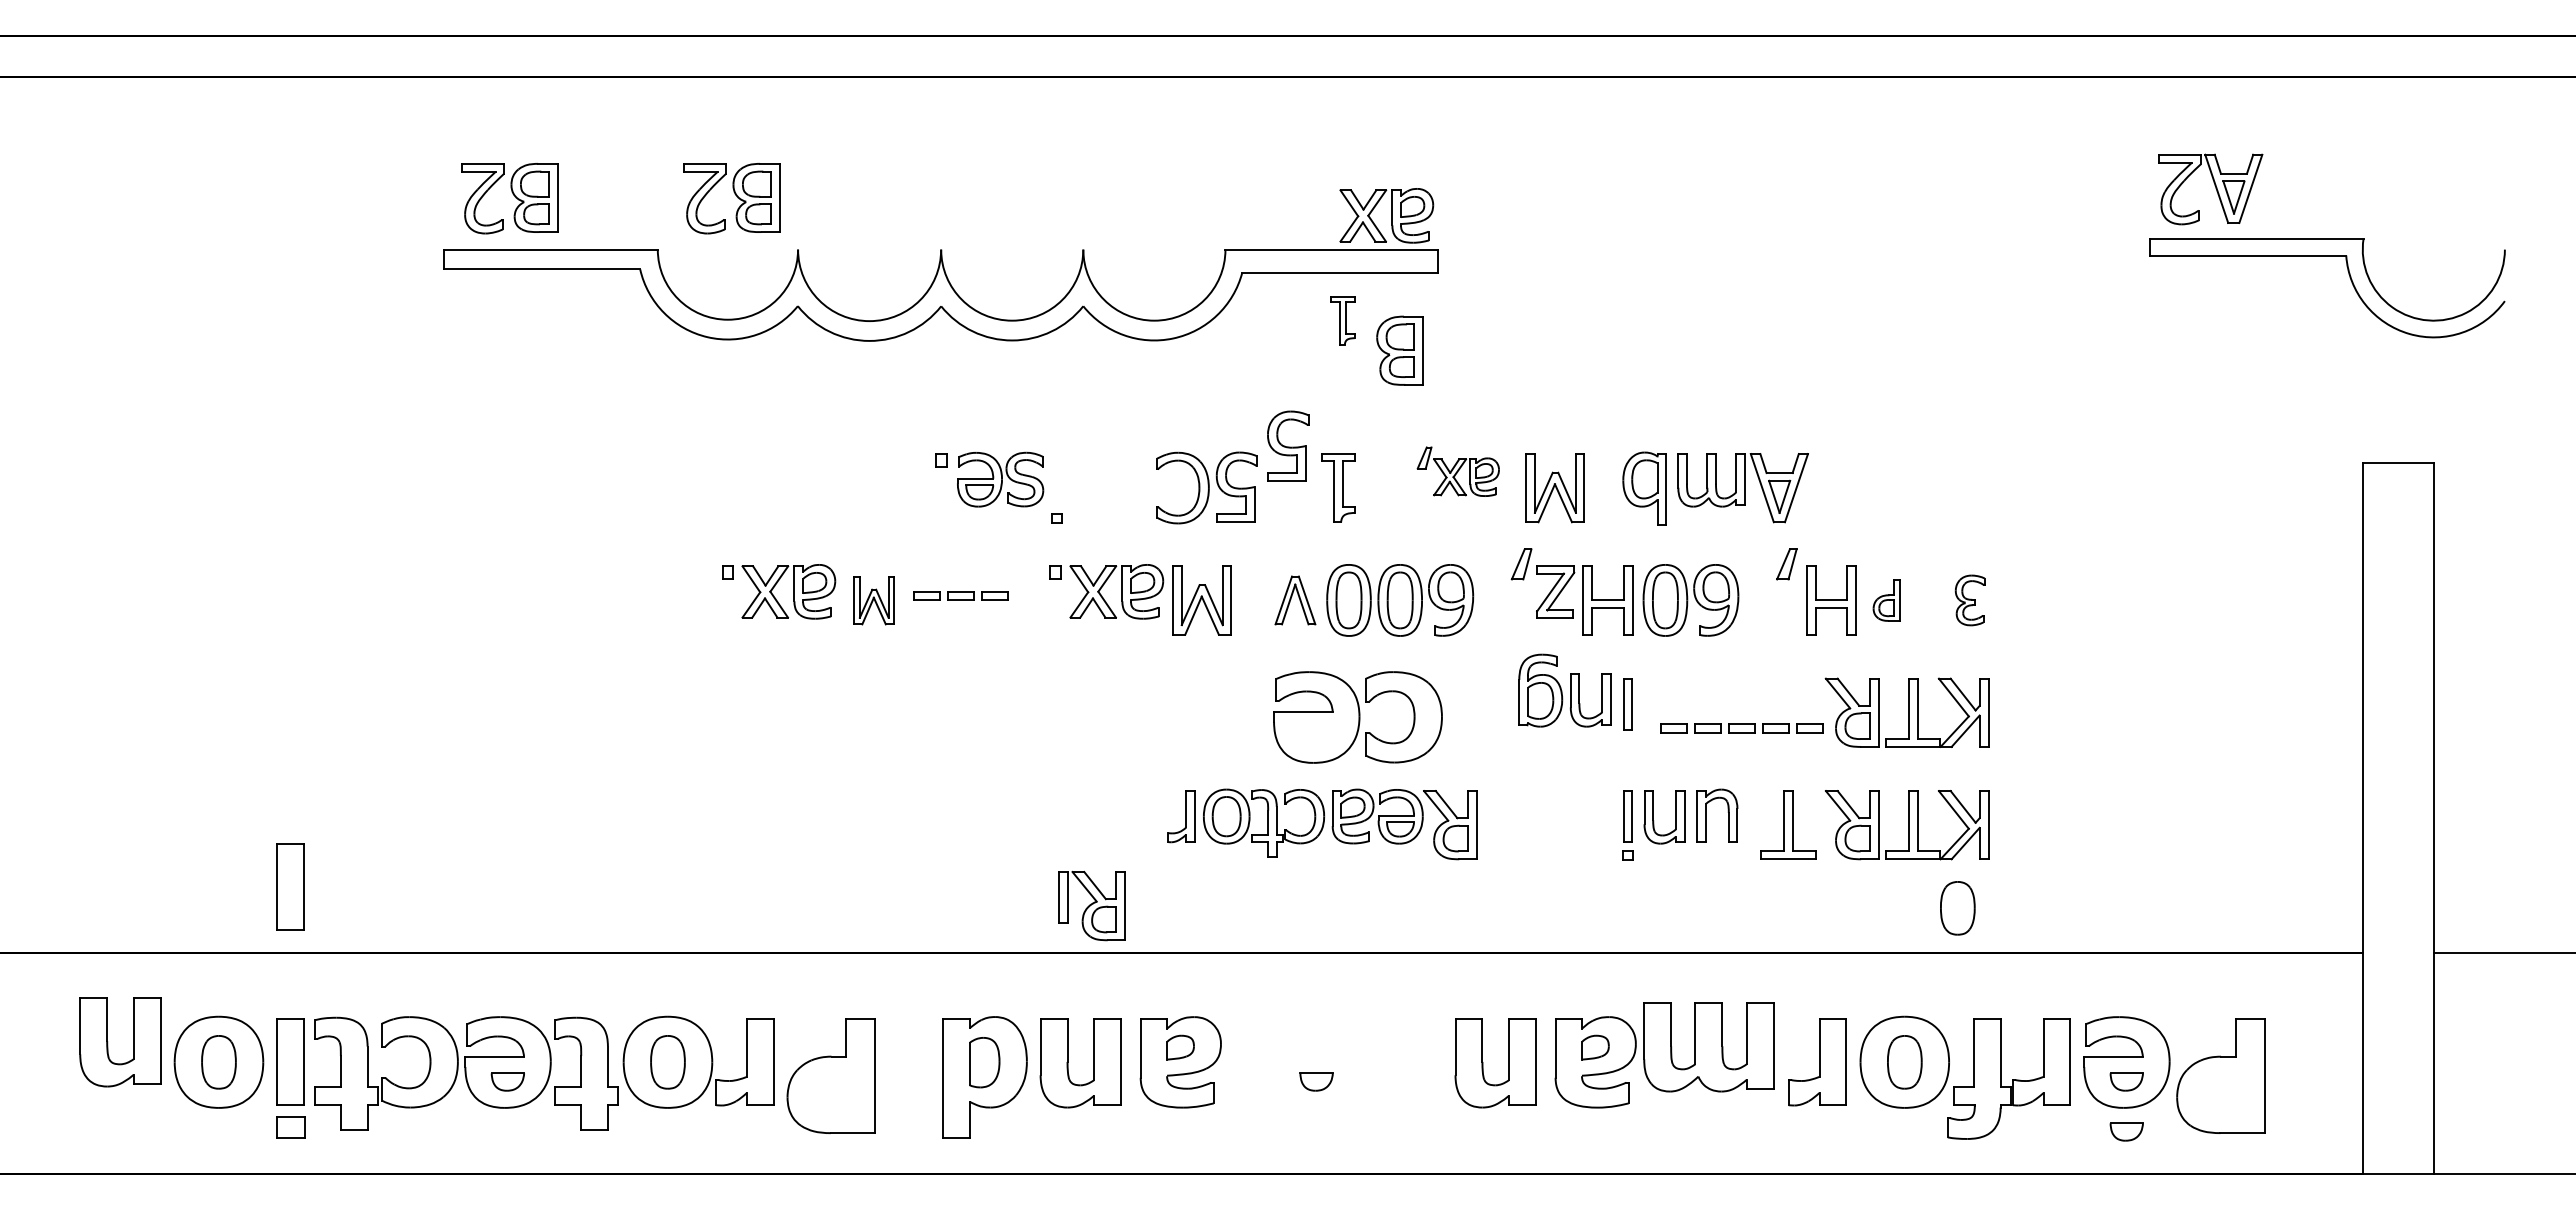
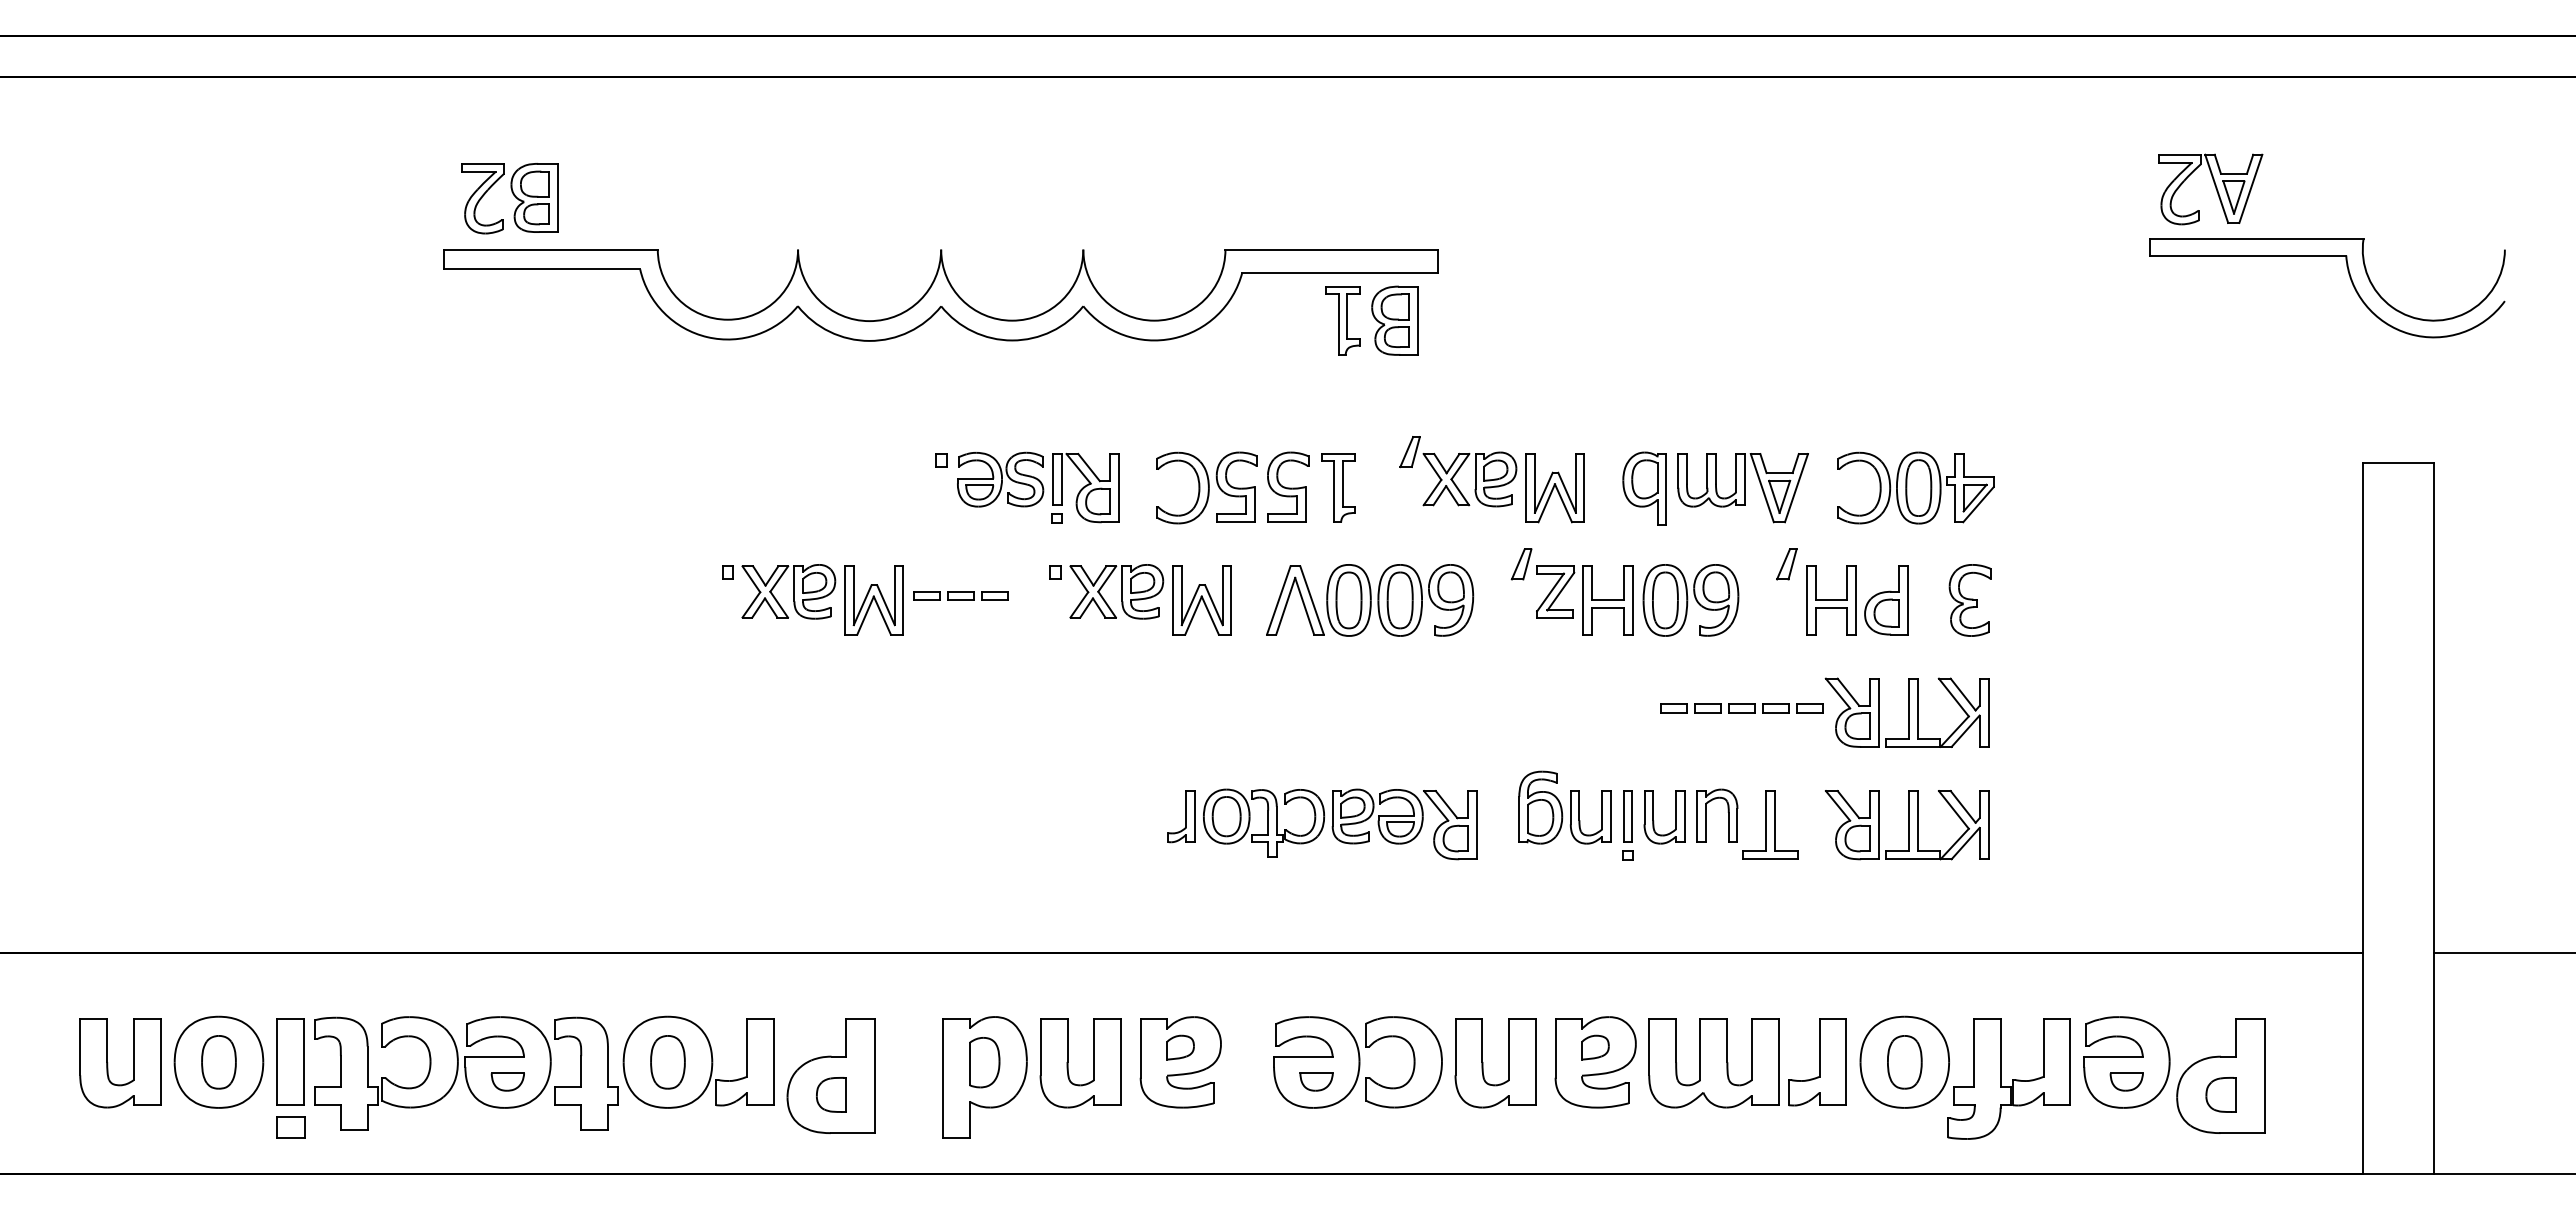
part: present -> none (731, 198)
part: present -> none (1386, 215)
part size: 26x50 px -> 36x70 px (1342, 320)
part position: (1399, 350) -> (1394, 320) (1394, 320)
part position: (1288, 445) -> (1288, 486) (1288, 486)
part size: 84x51 px -> 119x72 px (1458, 471)
part: none -> present (1915, 487)
part size: 42x50 px -> 60x71 px (873, 600)
part size: 43x51 px -> 59x71 px (1295, 600)
part size: 29x43 px -> 45x71 px (1886, 600)
part size: 32x53 px -> 44x73 px (1969, 600)
part position: (1564, 690) -> (1564, 807) (1564, 807)
part: present -> none (1627, 704)
part position: (1357, 717) -> (1357, 1062) (1357, 1062)
part position: (1741, 728) -> (1741, 708) (1741, 708)
part position: (1788, 824) -> (1770, 824) (1770, 824)
part: present -> none (290, 886)
part position: (1091, 905) -> (1085, 487) (1085, 487)
part: present -> none (1957, 908)
part position: (108, 1042) -> (108, 1063) (108, 1063)
part position: (1708, 1047) -> (1713, 1063) (1713, 1063)
part: none -> present (831, 1094)
part: none -> present (2220, 1094)
part: present -> none (2126, 1131)
